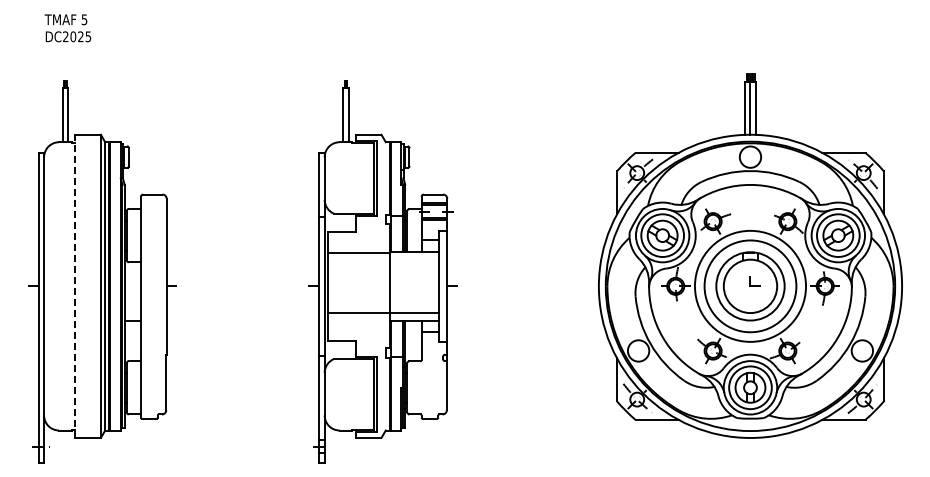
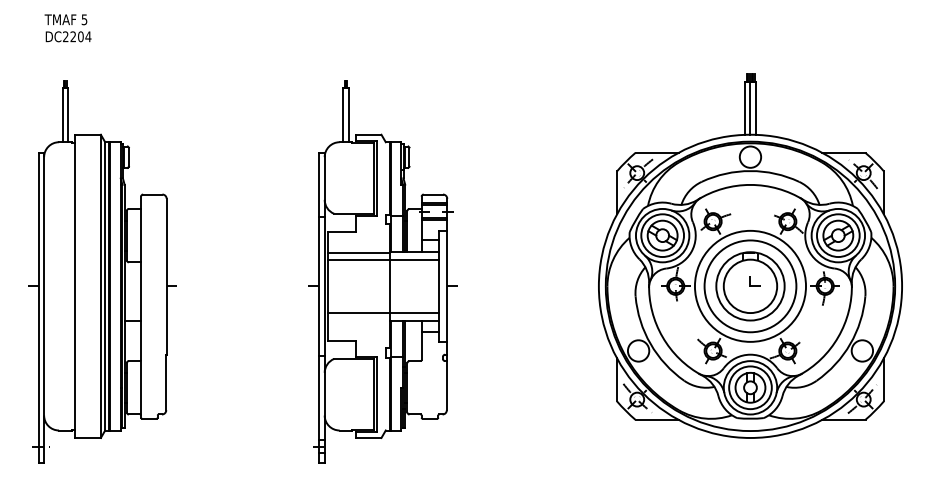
text: DC2025 -> DC2204 (80, 36)
line: none -> present (382, 259)
line: dashed -> solid (75, 286)
